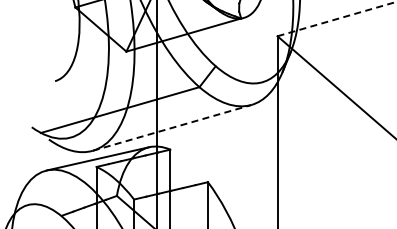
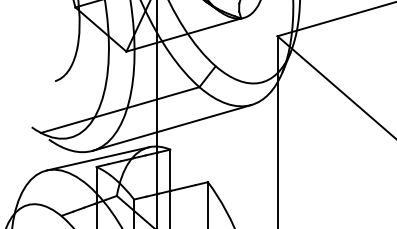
line: dashed -> solid (337, 19)
line: dashed -> solid (172, 127)
